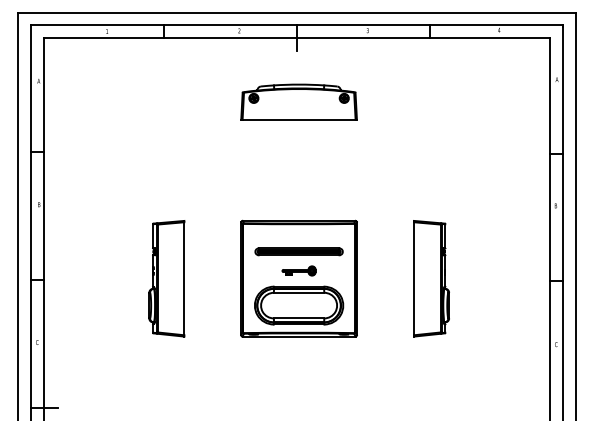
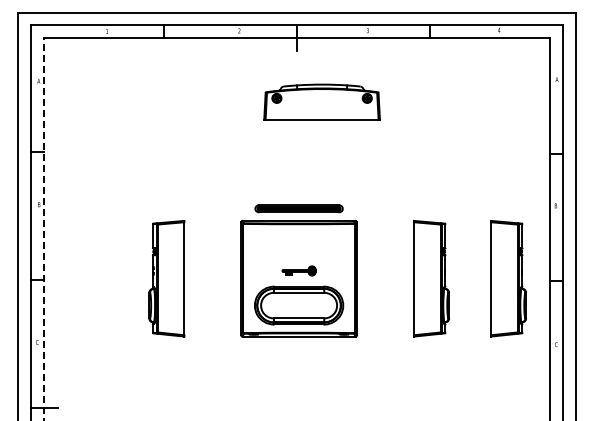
part position: (298, 101) -> (321, 101) (321, 101)
line: solid -> dashed (44, 228)
part position: (298, 251) -> (298, 208) (298, 208)
part: none -> present (508, 278)
